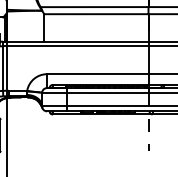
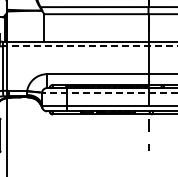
line: solid -> dashed (90, 46)
line: solid -> dashed (110, 93)
